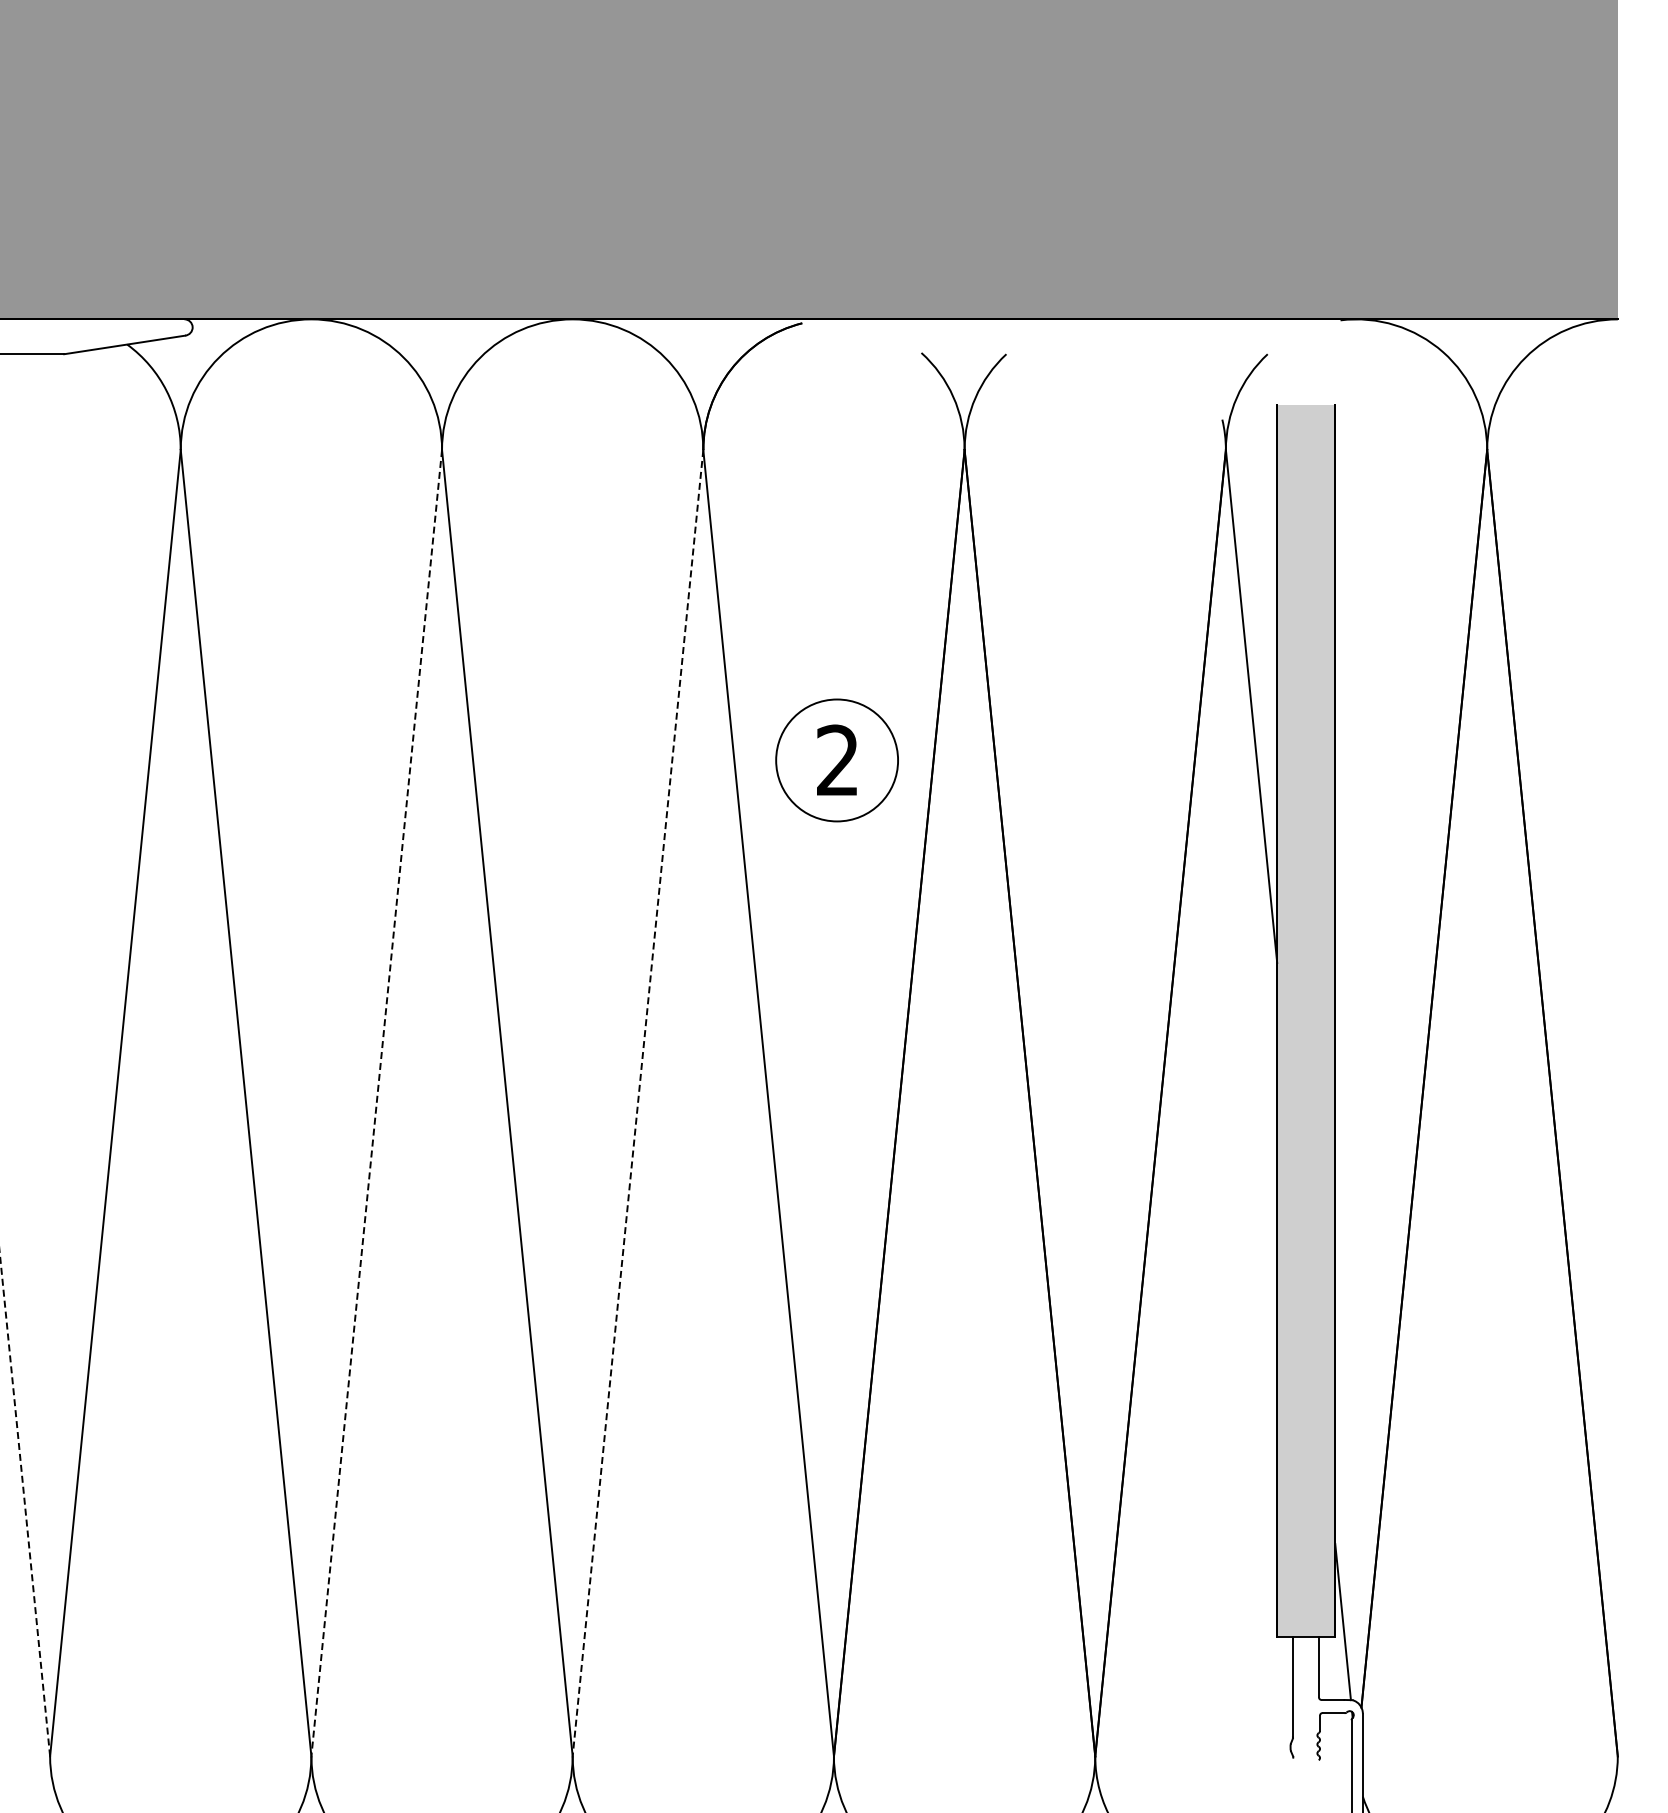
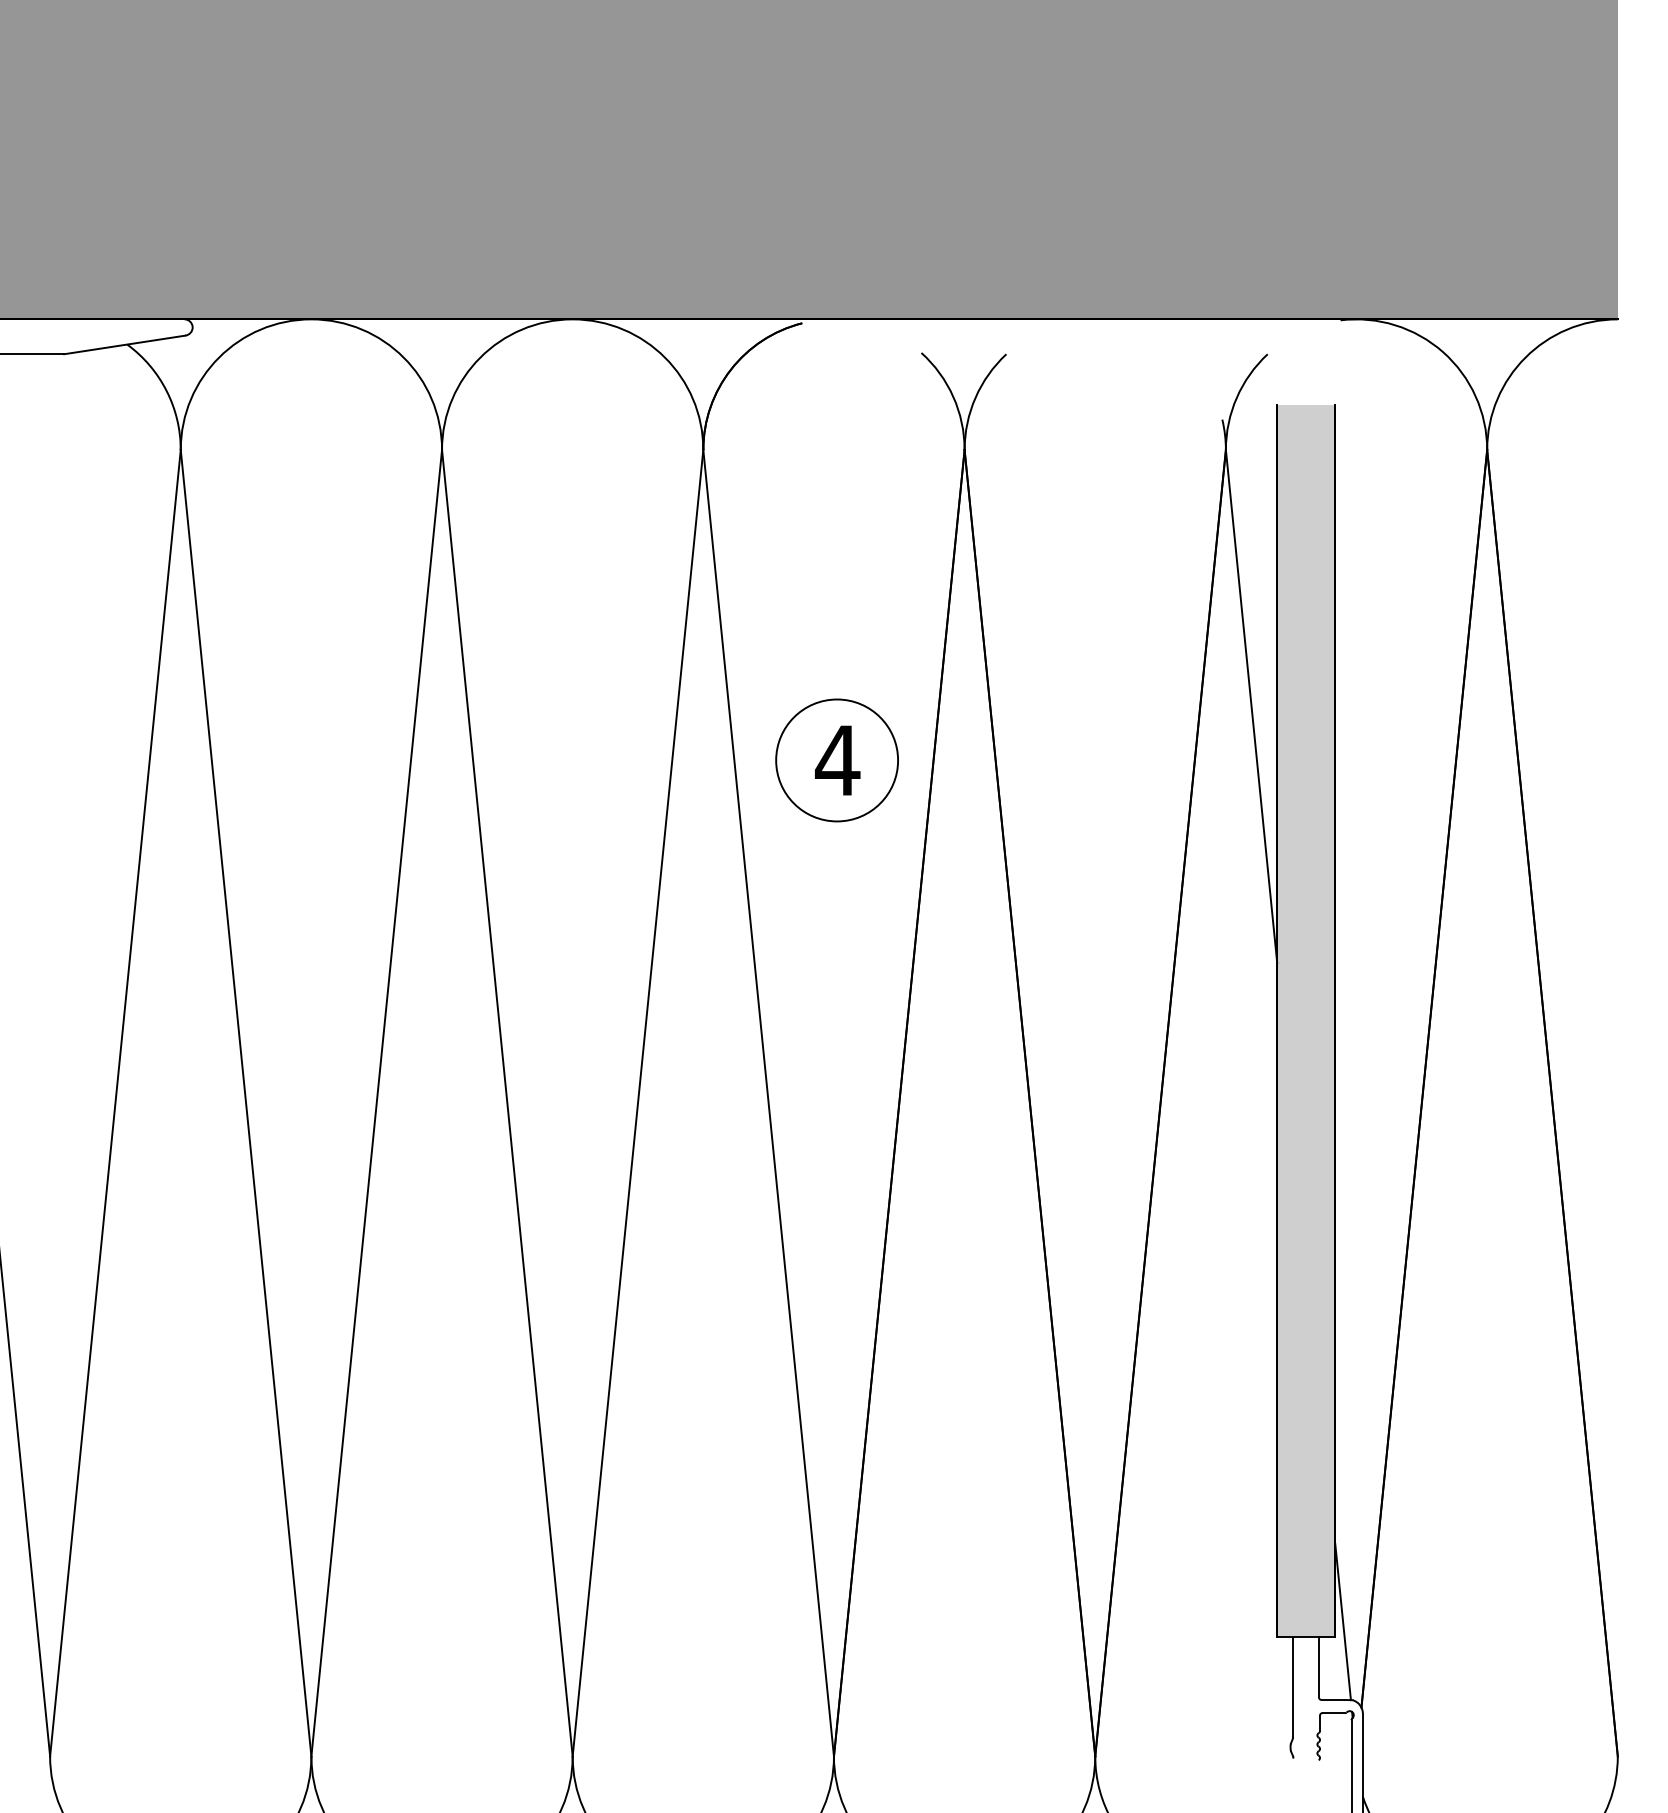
text: 2 -> 4 (837, 759)
line: dashed -> solid (376, 1103)
line: dashed -> solid (637, 1103)
line: dashed -> solid (25, 1505)
